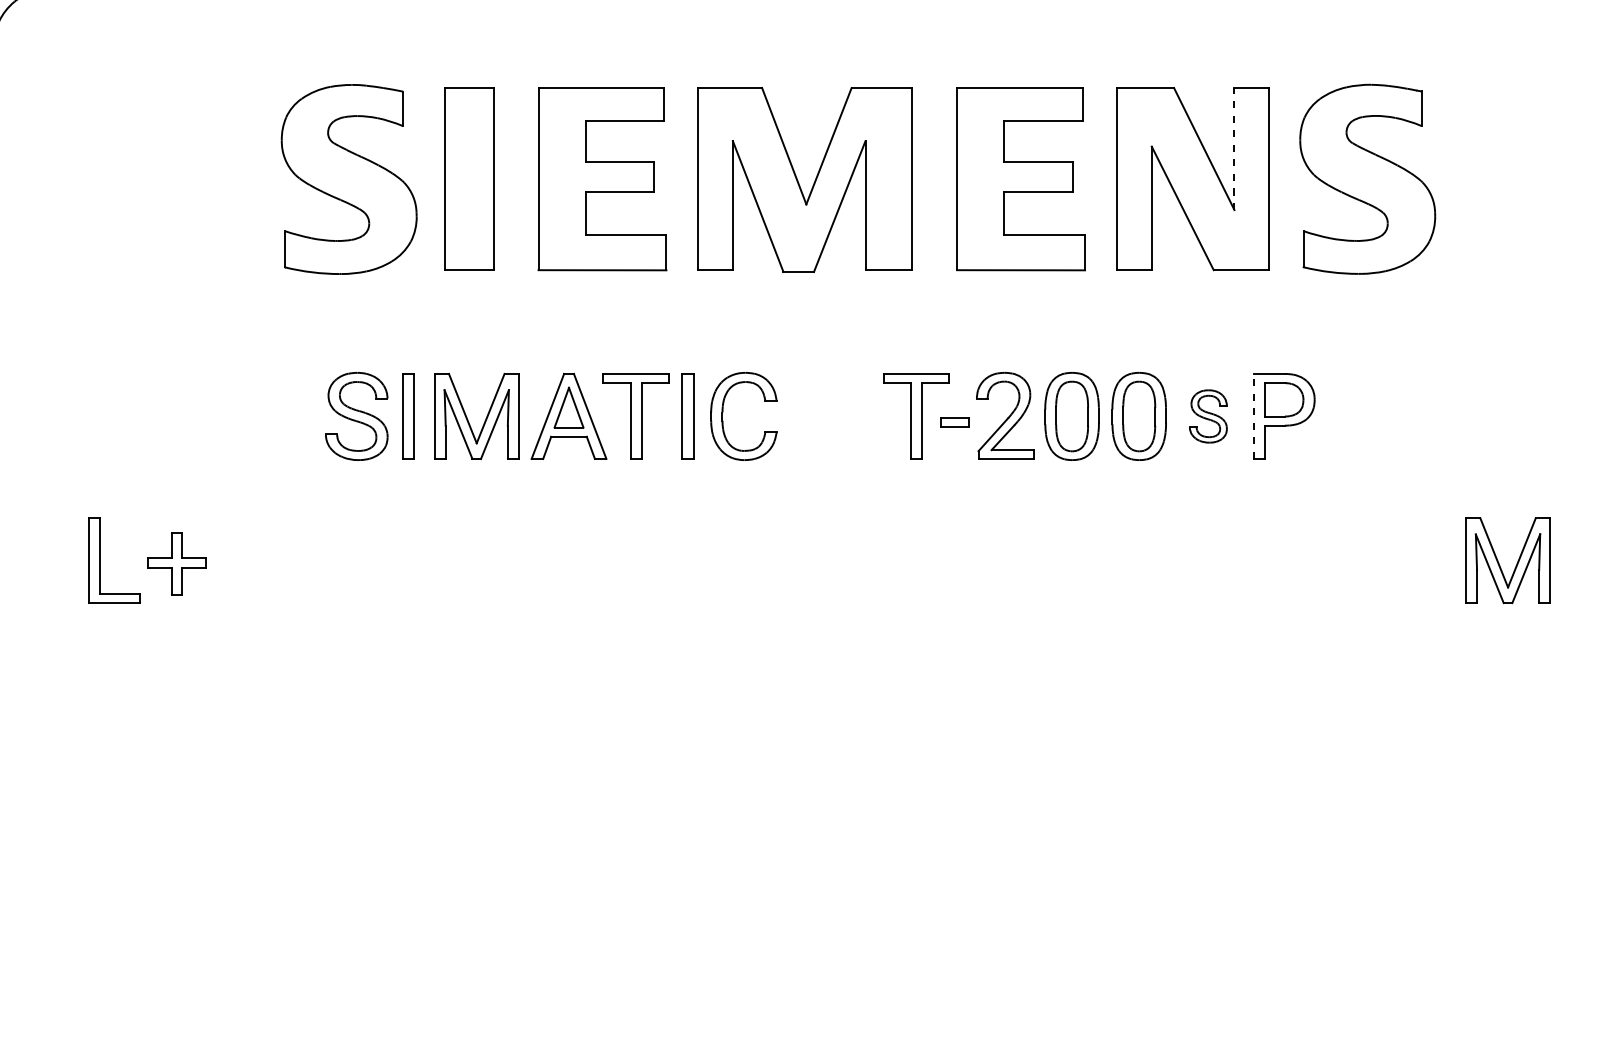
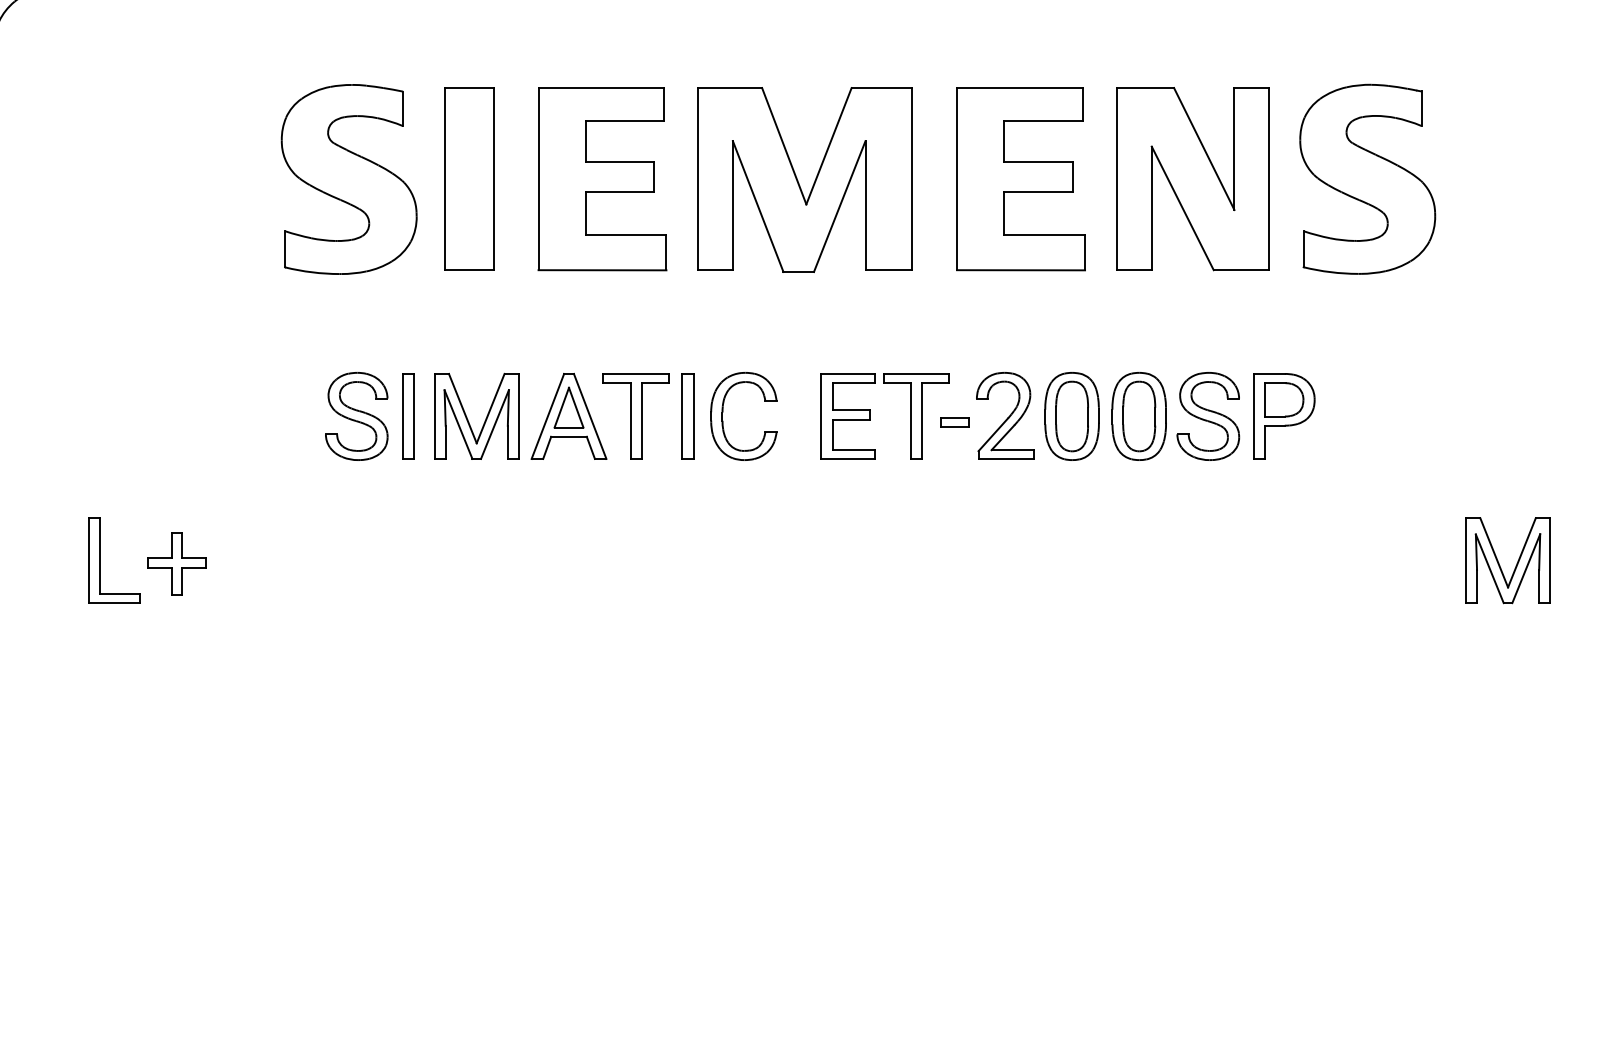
line: dashed -> solid (1234, 149)
part: none -> present (847, 416)
part size: 39x55 px -> 65x89 px (1208, 416)
line: dashed -> solid (1253, 416)
